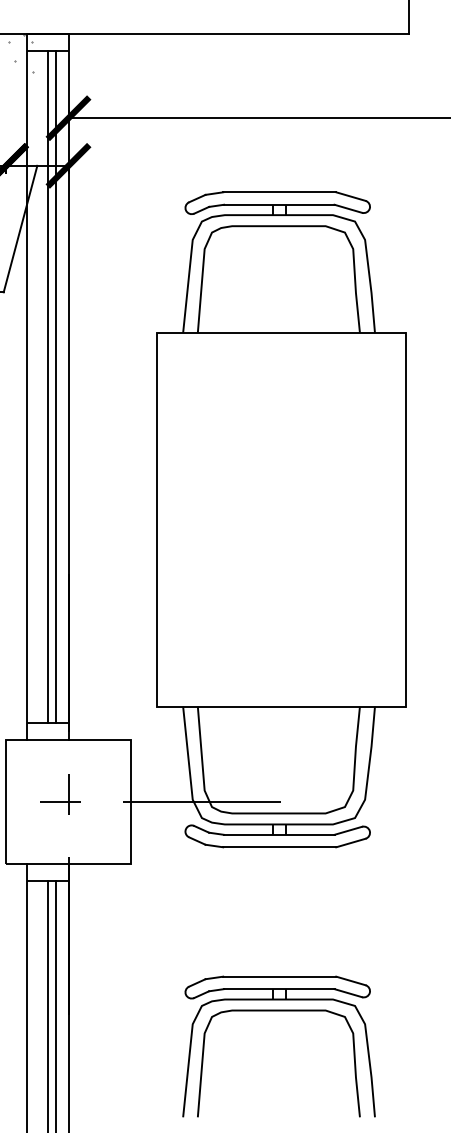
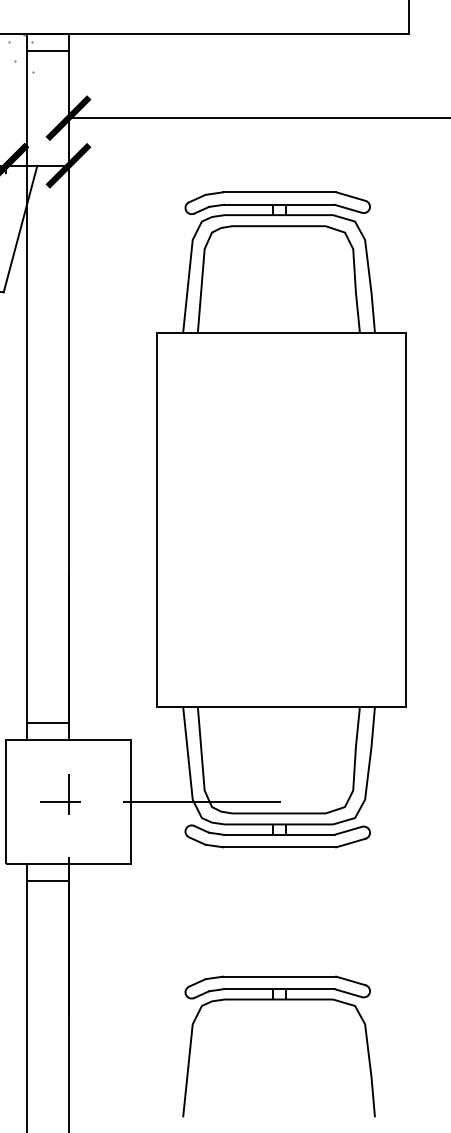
line: present -> none (47, 386)
line: present -> none (56, 386)
line: present -> none (47, 1005)
line: present -> none (56, 1005)
curve: present -> none (278, 1011)
